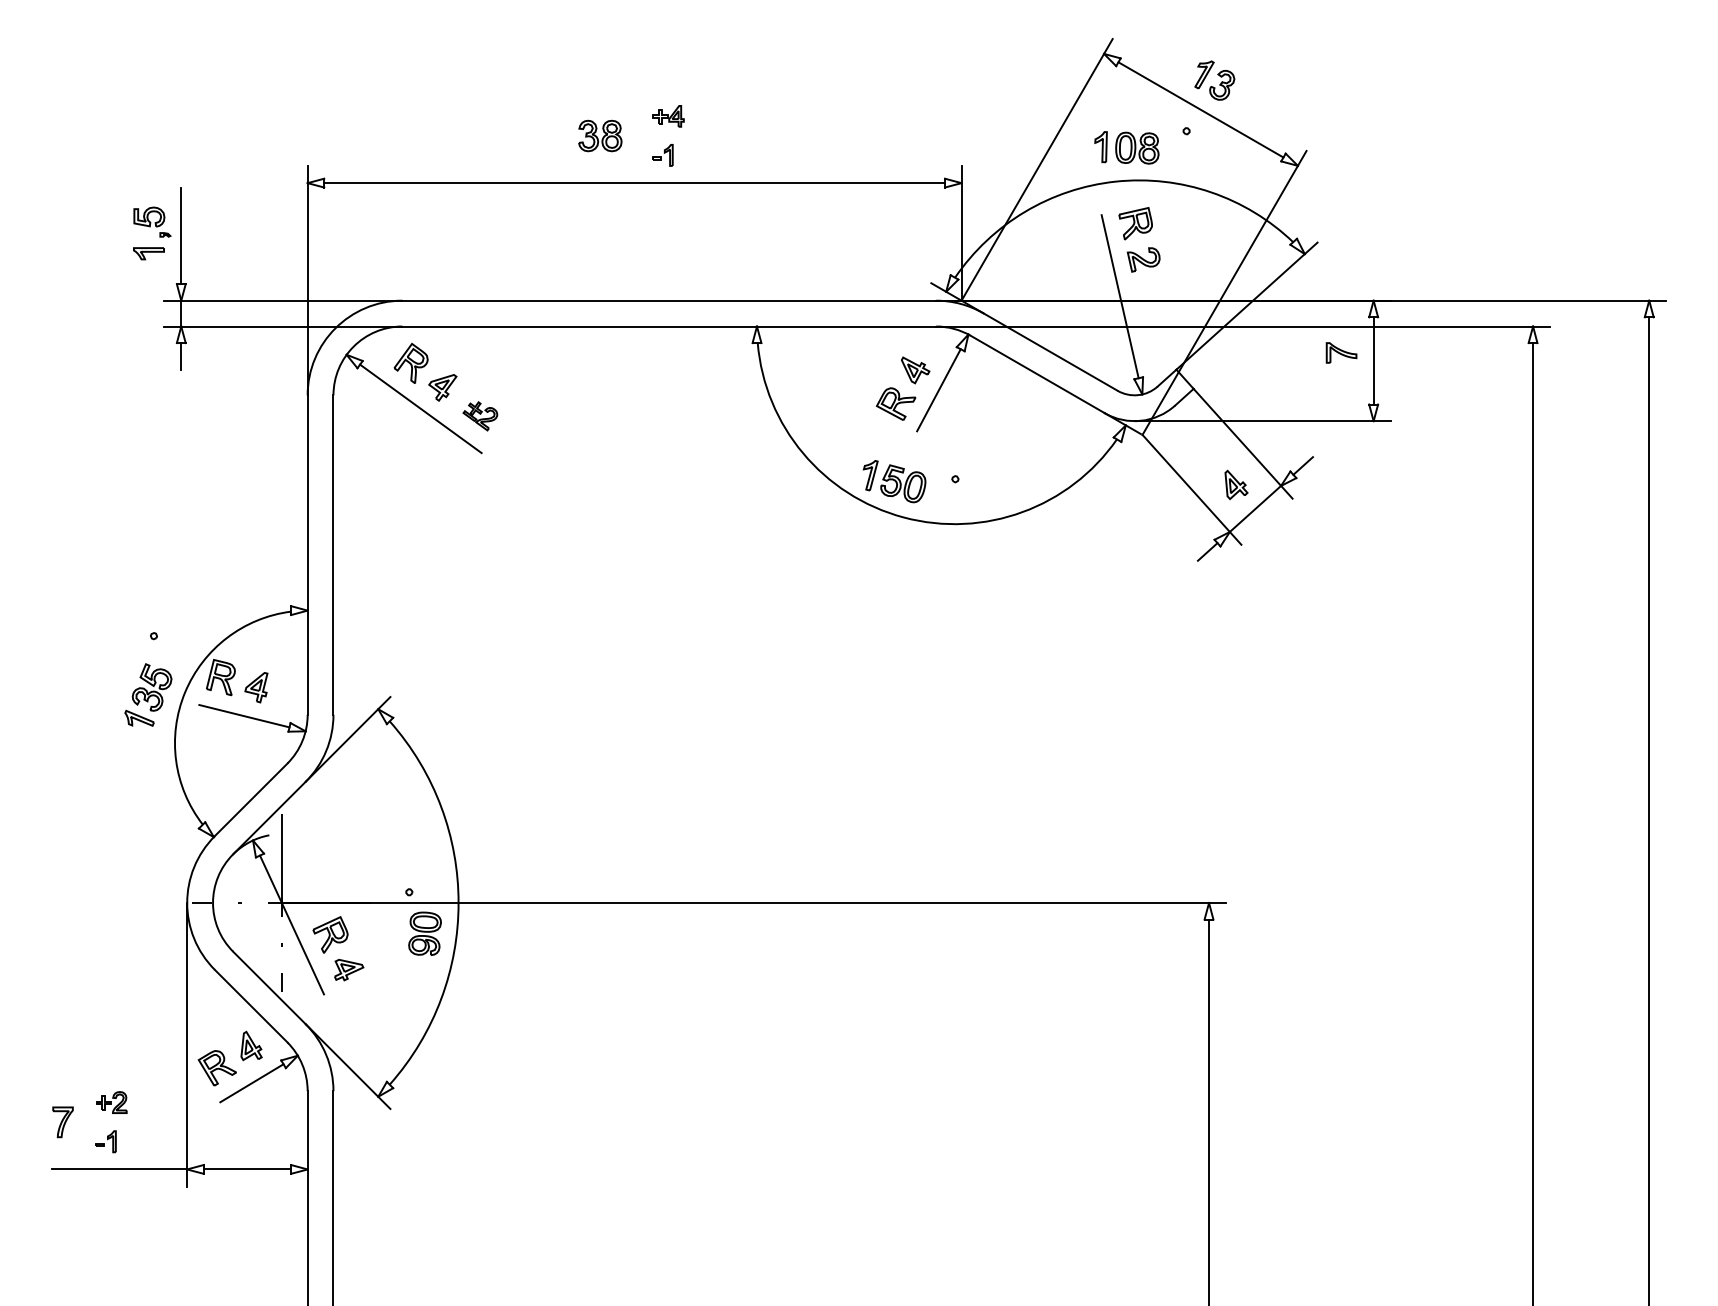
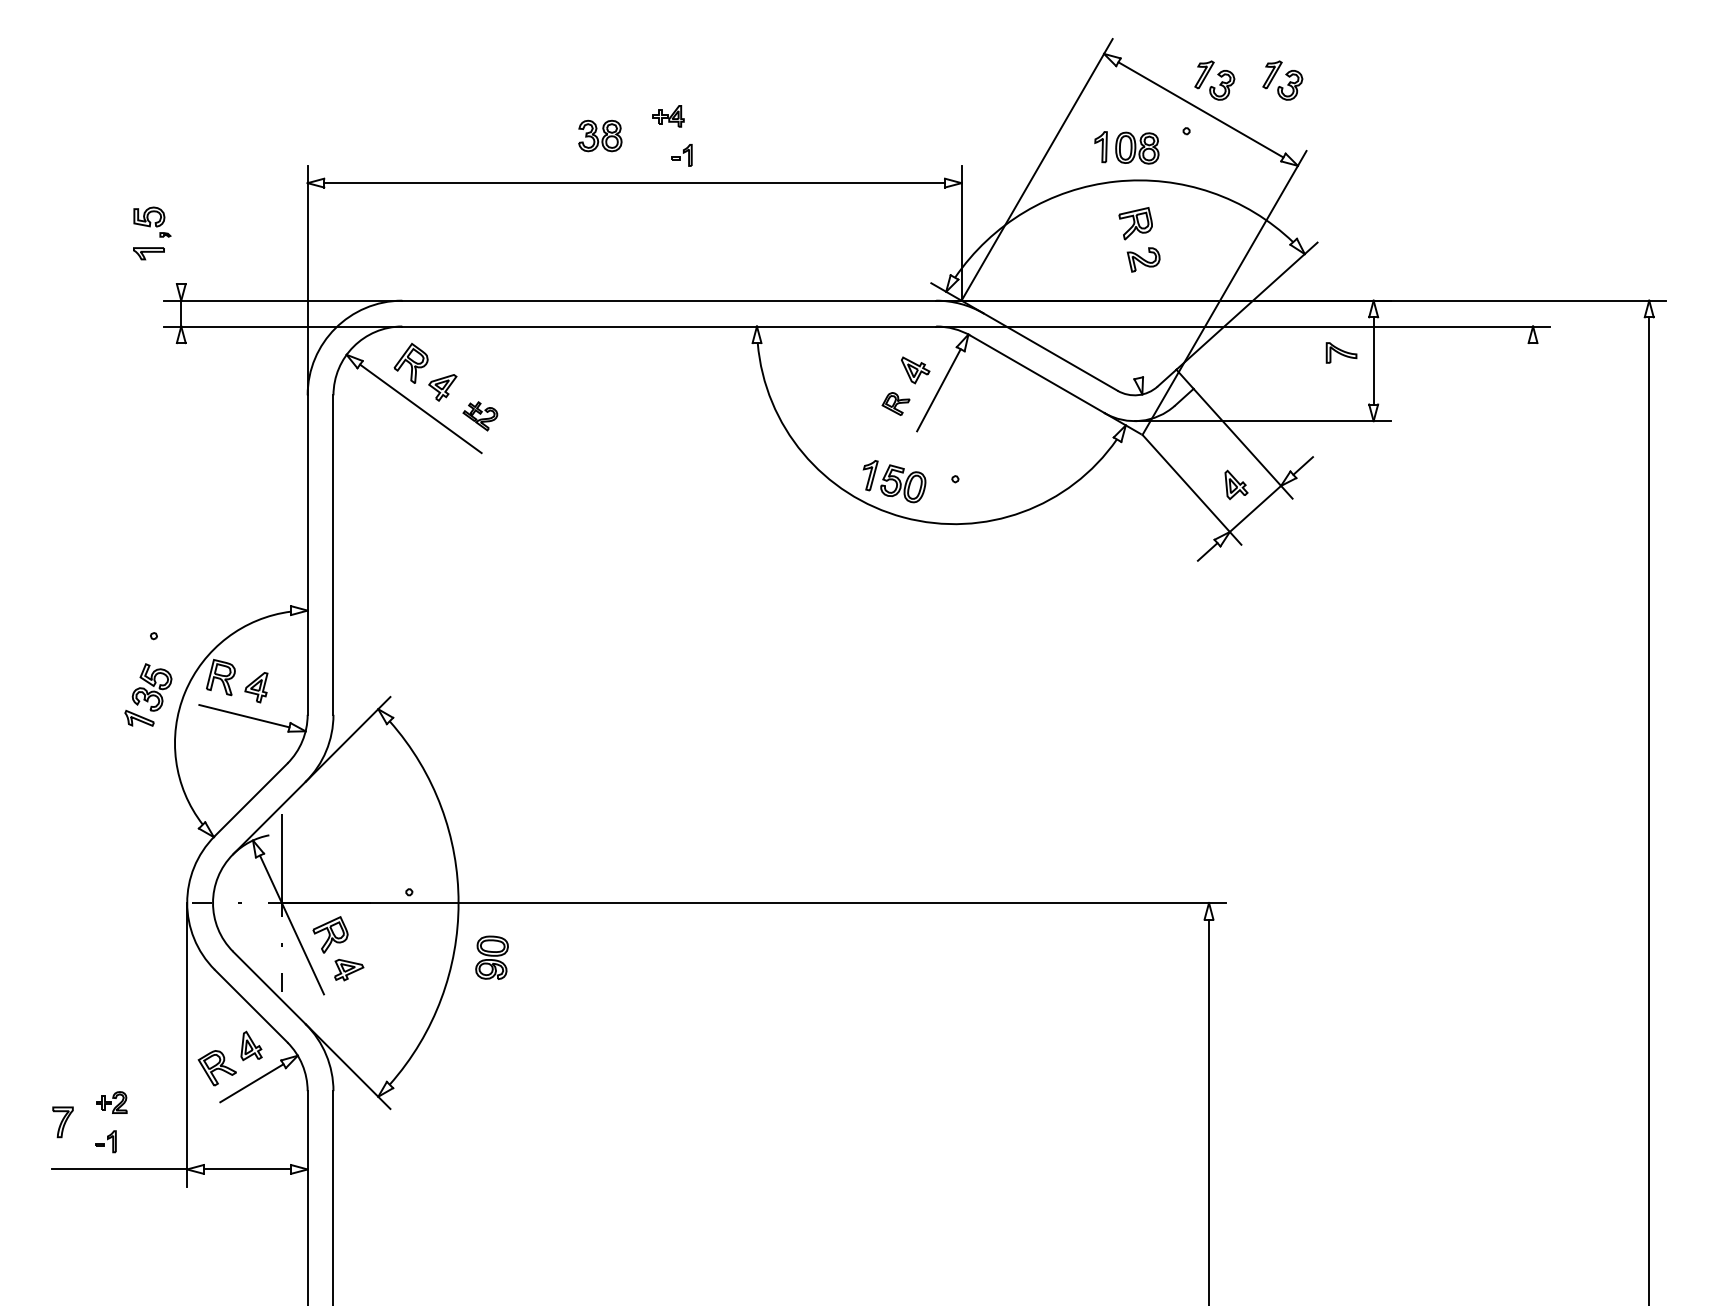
part: none -> present (1281, 86)
part position: (662, 155) -> (681, 155) (681, 155)
line: present -> none (181, 236)
line: present -> none (1119, 296)
line: present -> none (181, 356)
part size: 42x34 px -> 30x24 px (895, 403)
line: present -> none (1533, 822)
part position: (424, 933) -> (491, 957) (491, 957)
